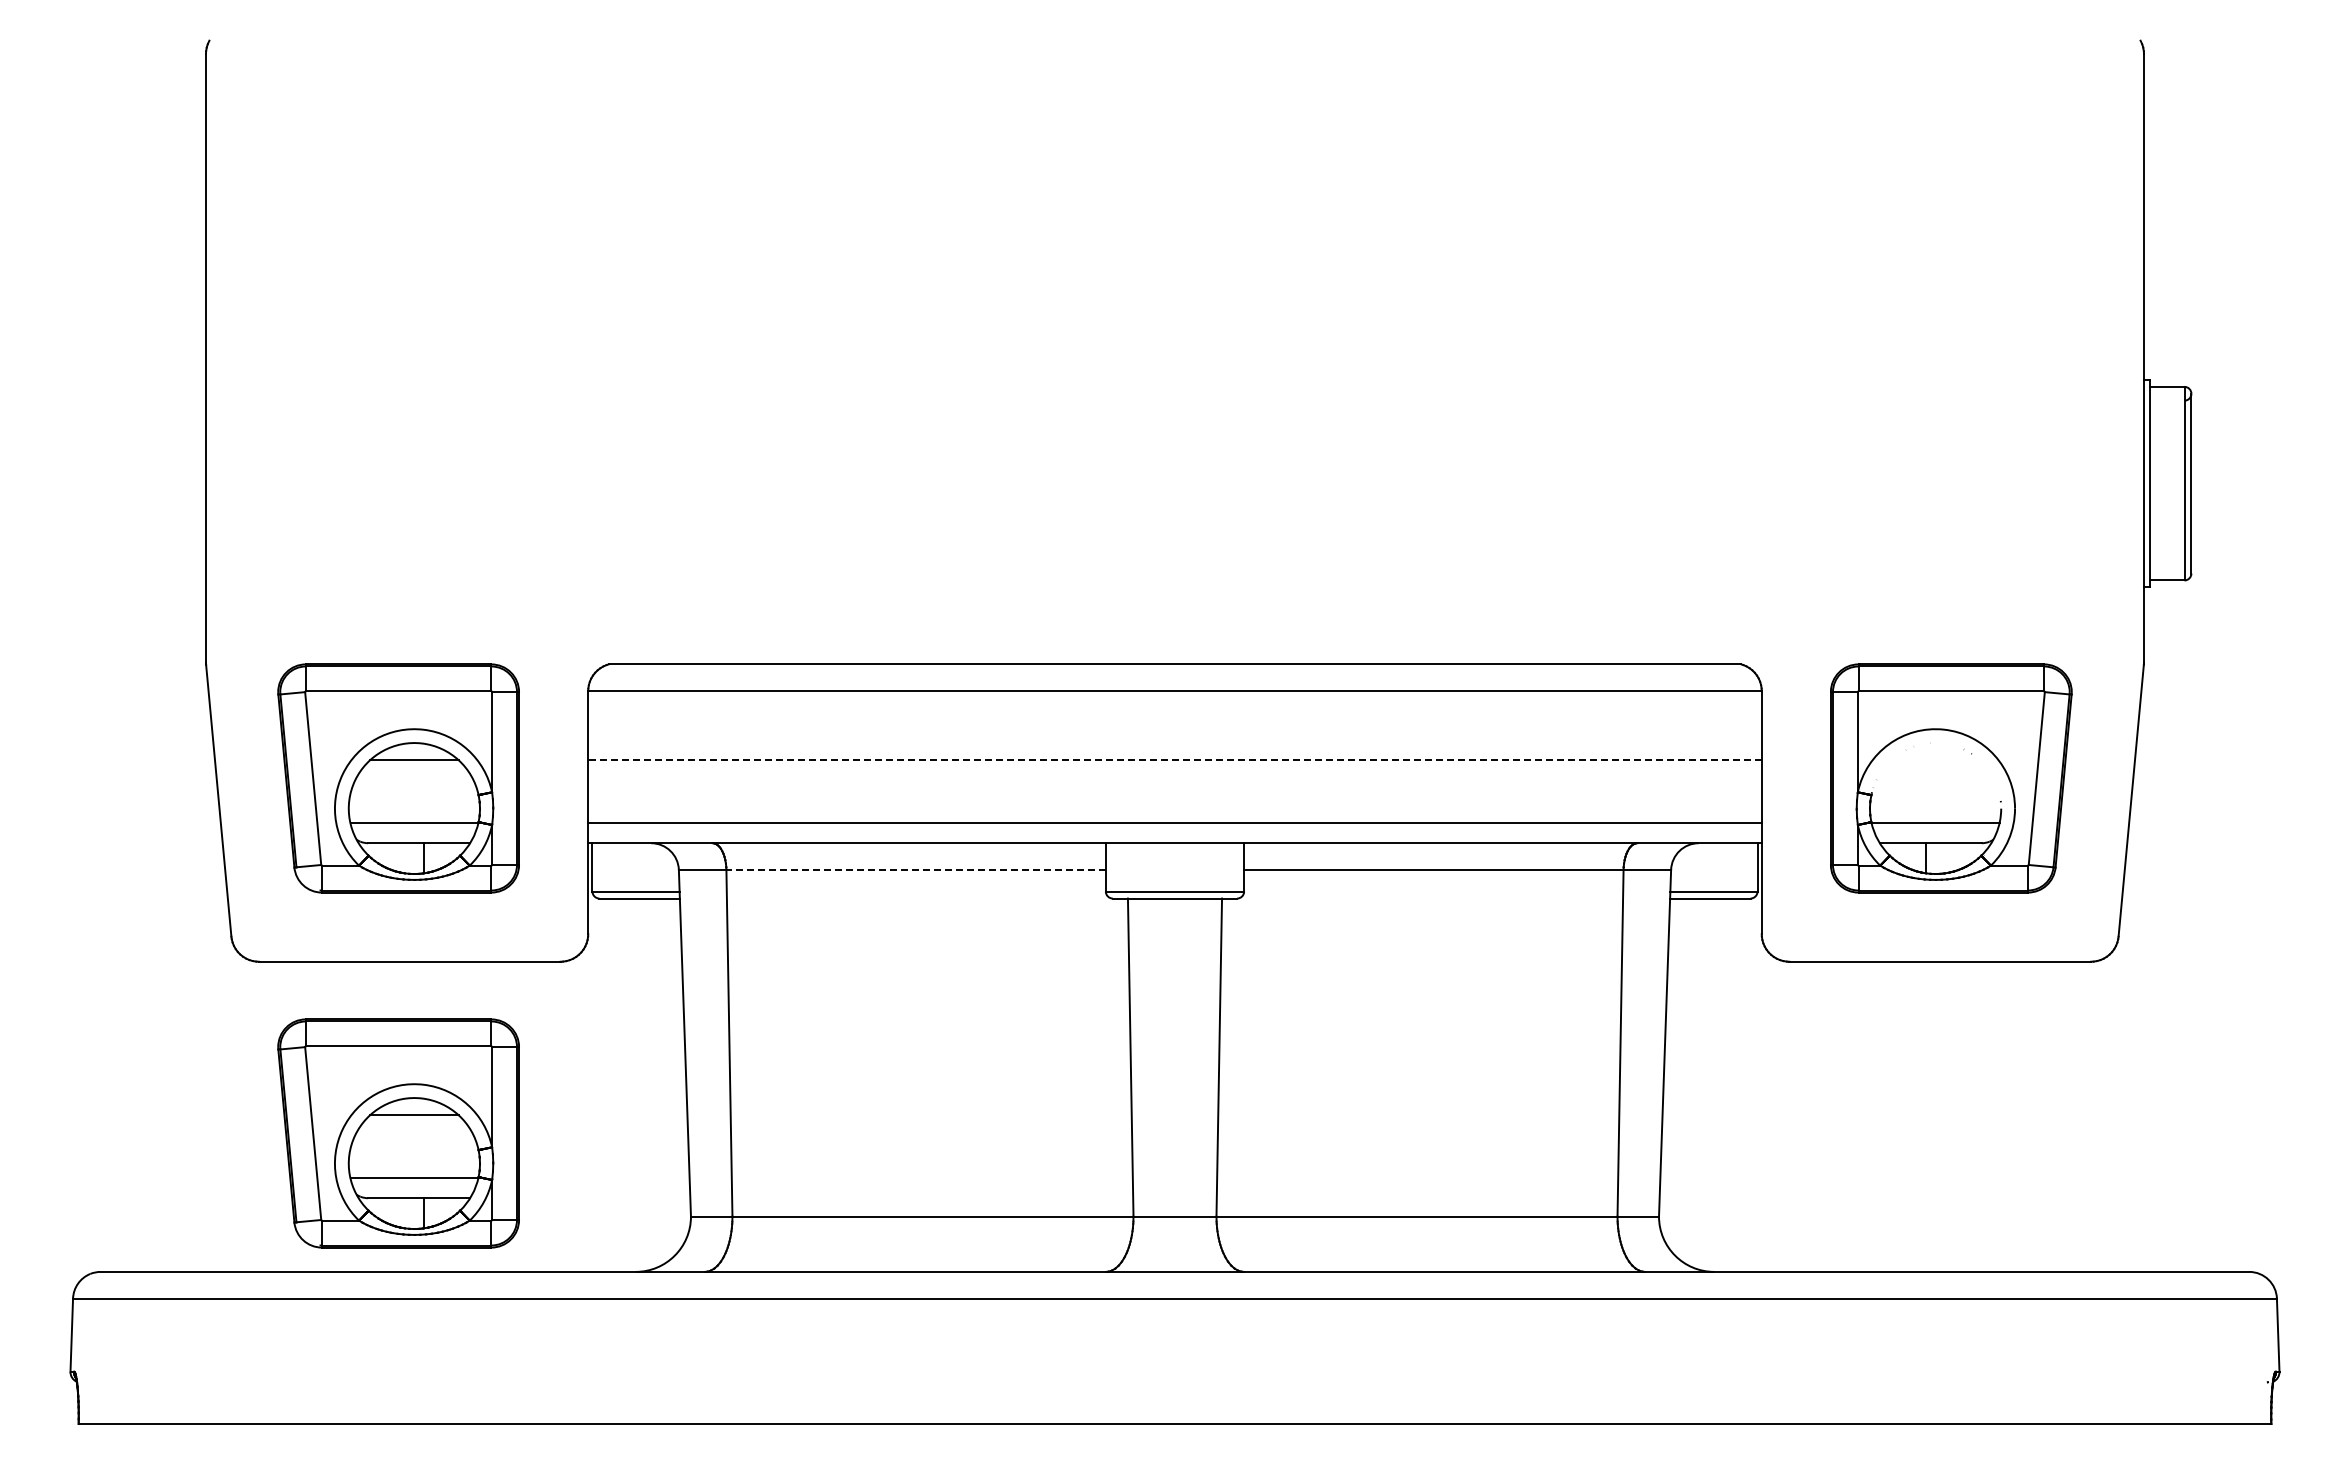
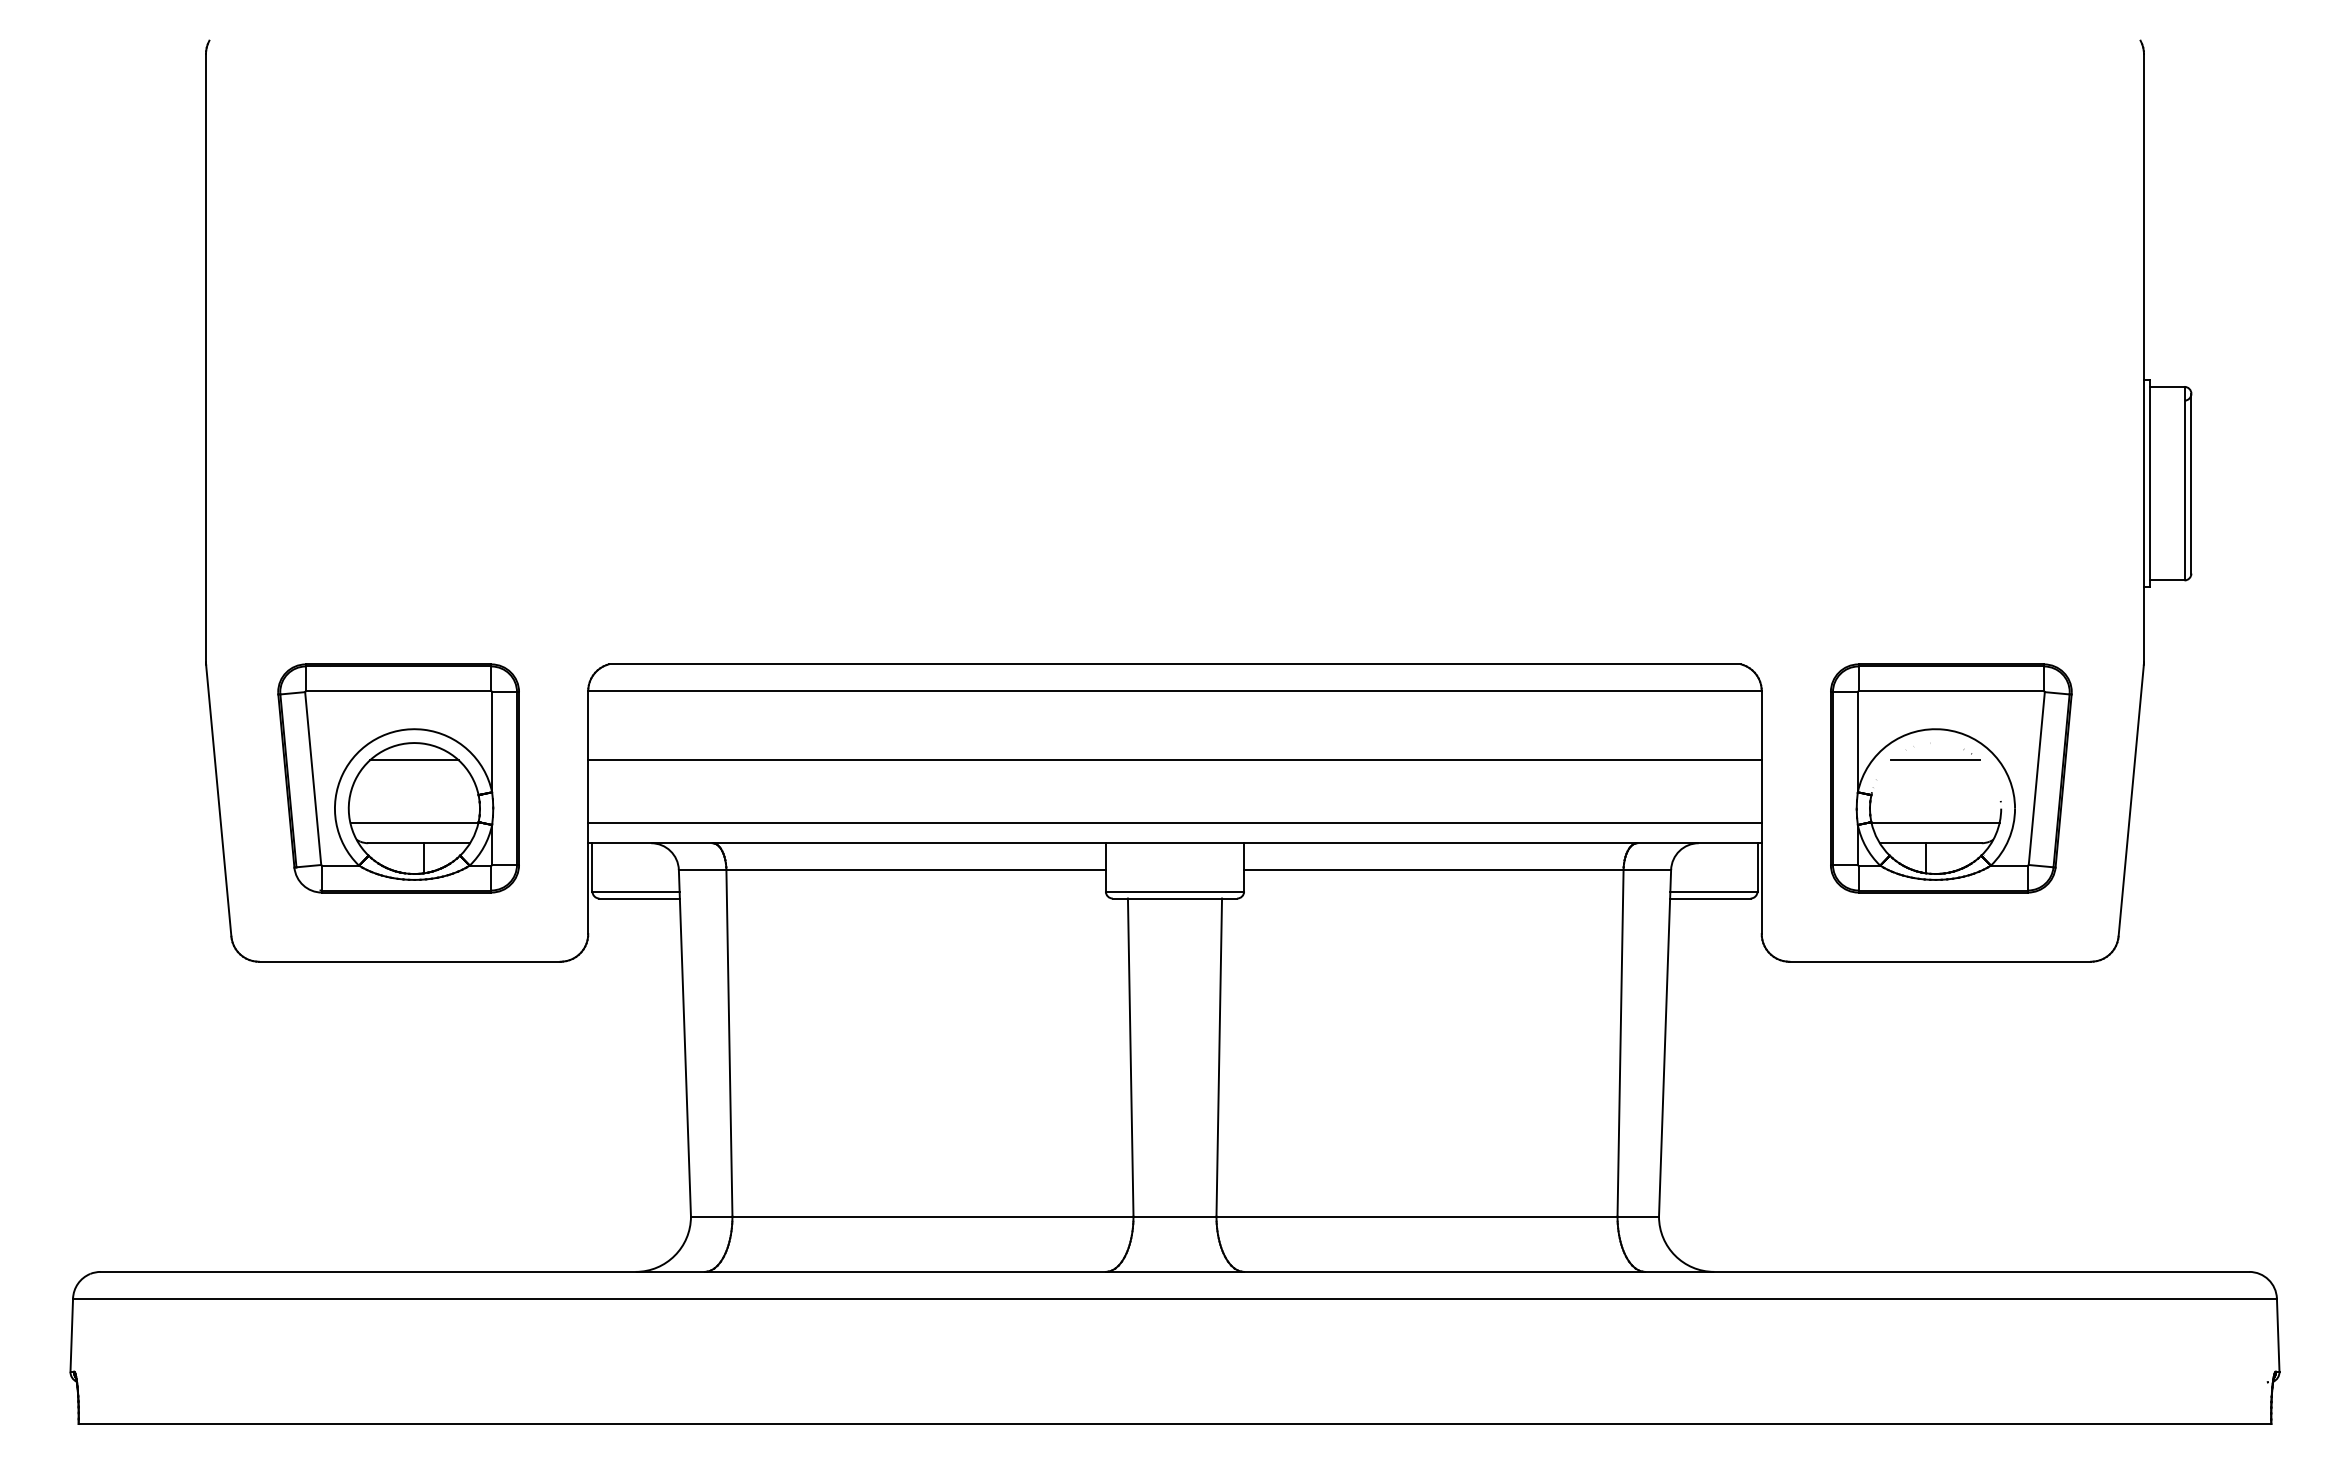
line: dashed -> solid (1175, 760)
line: none -> present (1935, 760)
line: dashed -> solid (916, 869)
part: present -> none (398, 1133)
